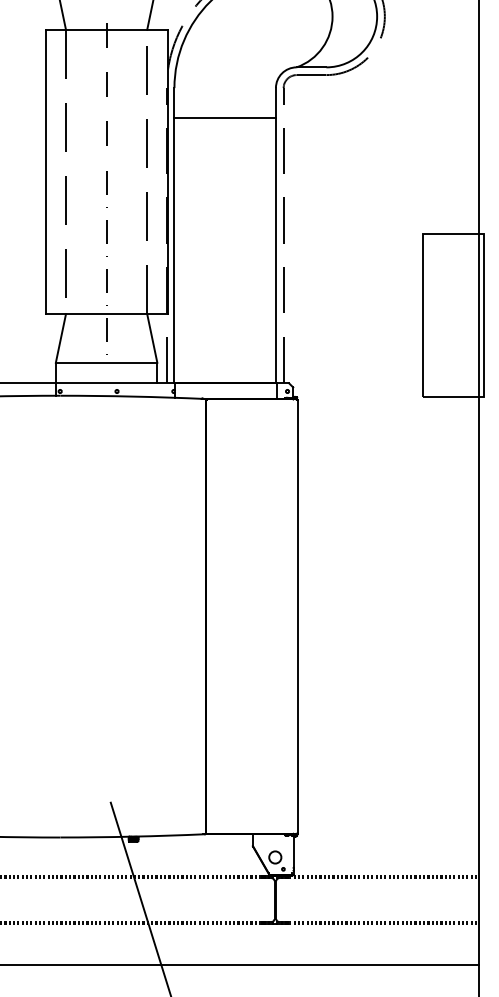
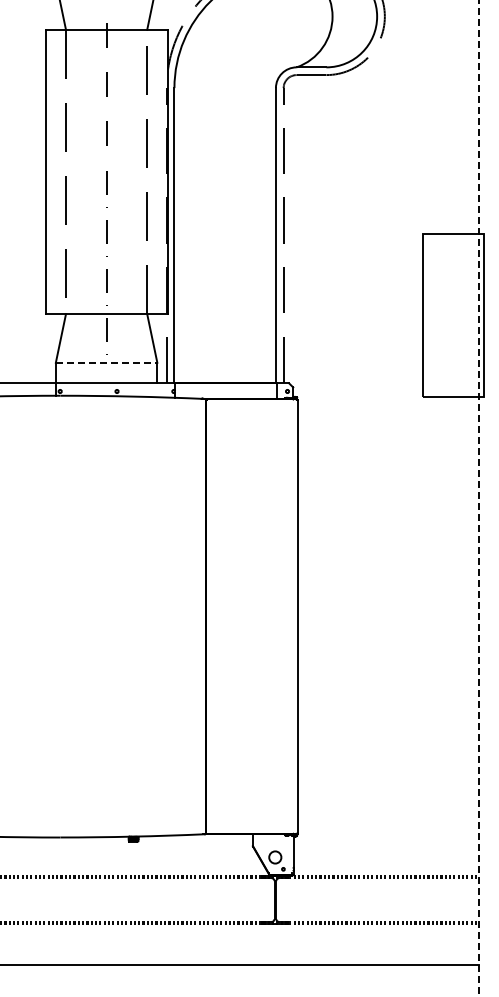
line: present -> none (224, 118)
line: solid -> dashed (106, 362)
line: solid -> dashed (478, 498)
line: present -> none (140, 897)
